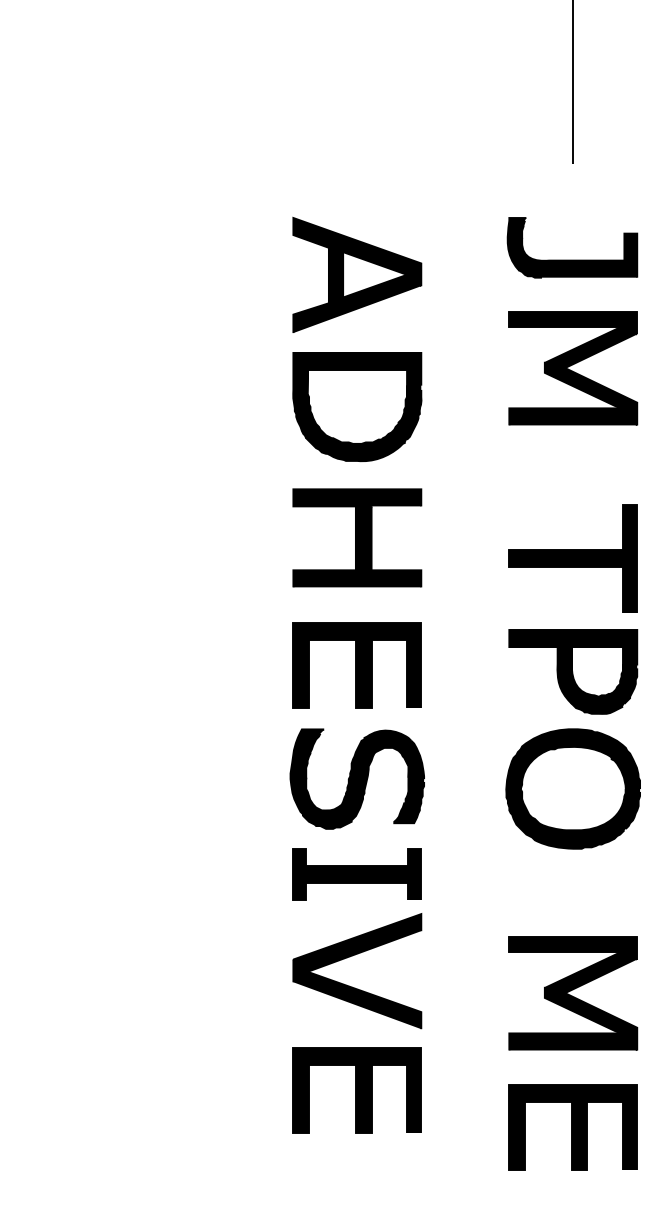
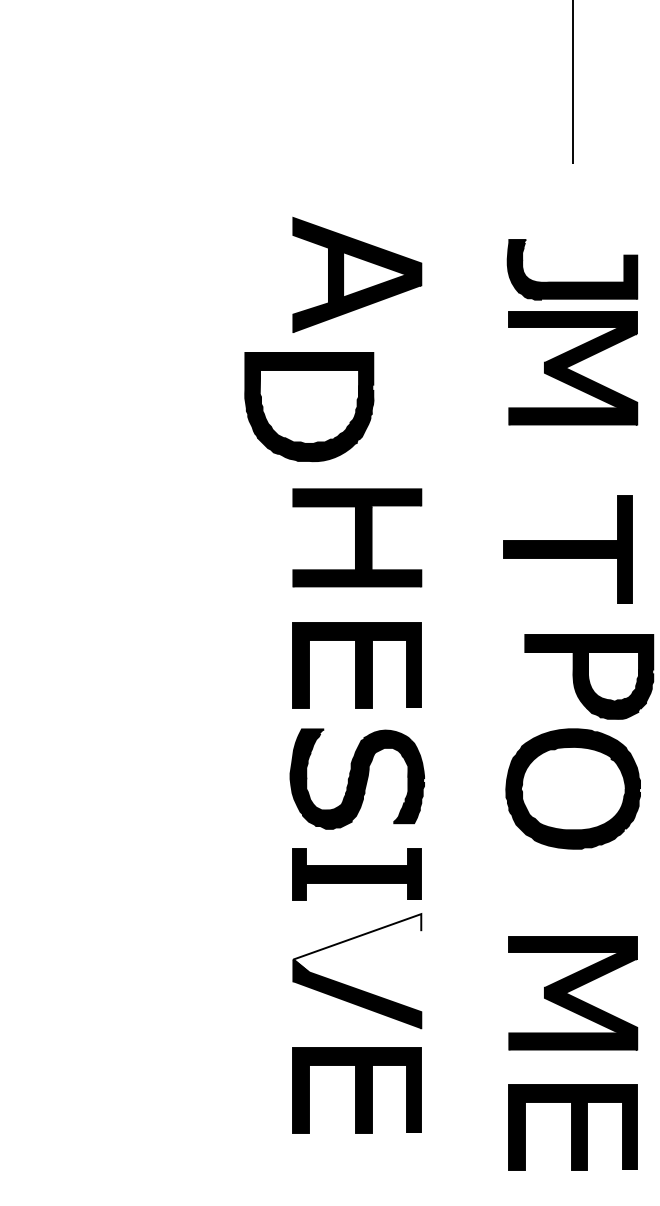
part position: (572, 259) -> (572, 281) (572, 281)
part position: (357, 407) -> (309, 407) (309, 407)
part position: (572, 558) -> (567, 549) (567, 549)
part position: (573, 671) -> (589, 676) (589, 676)
fill: present -> none (357, 943)
